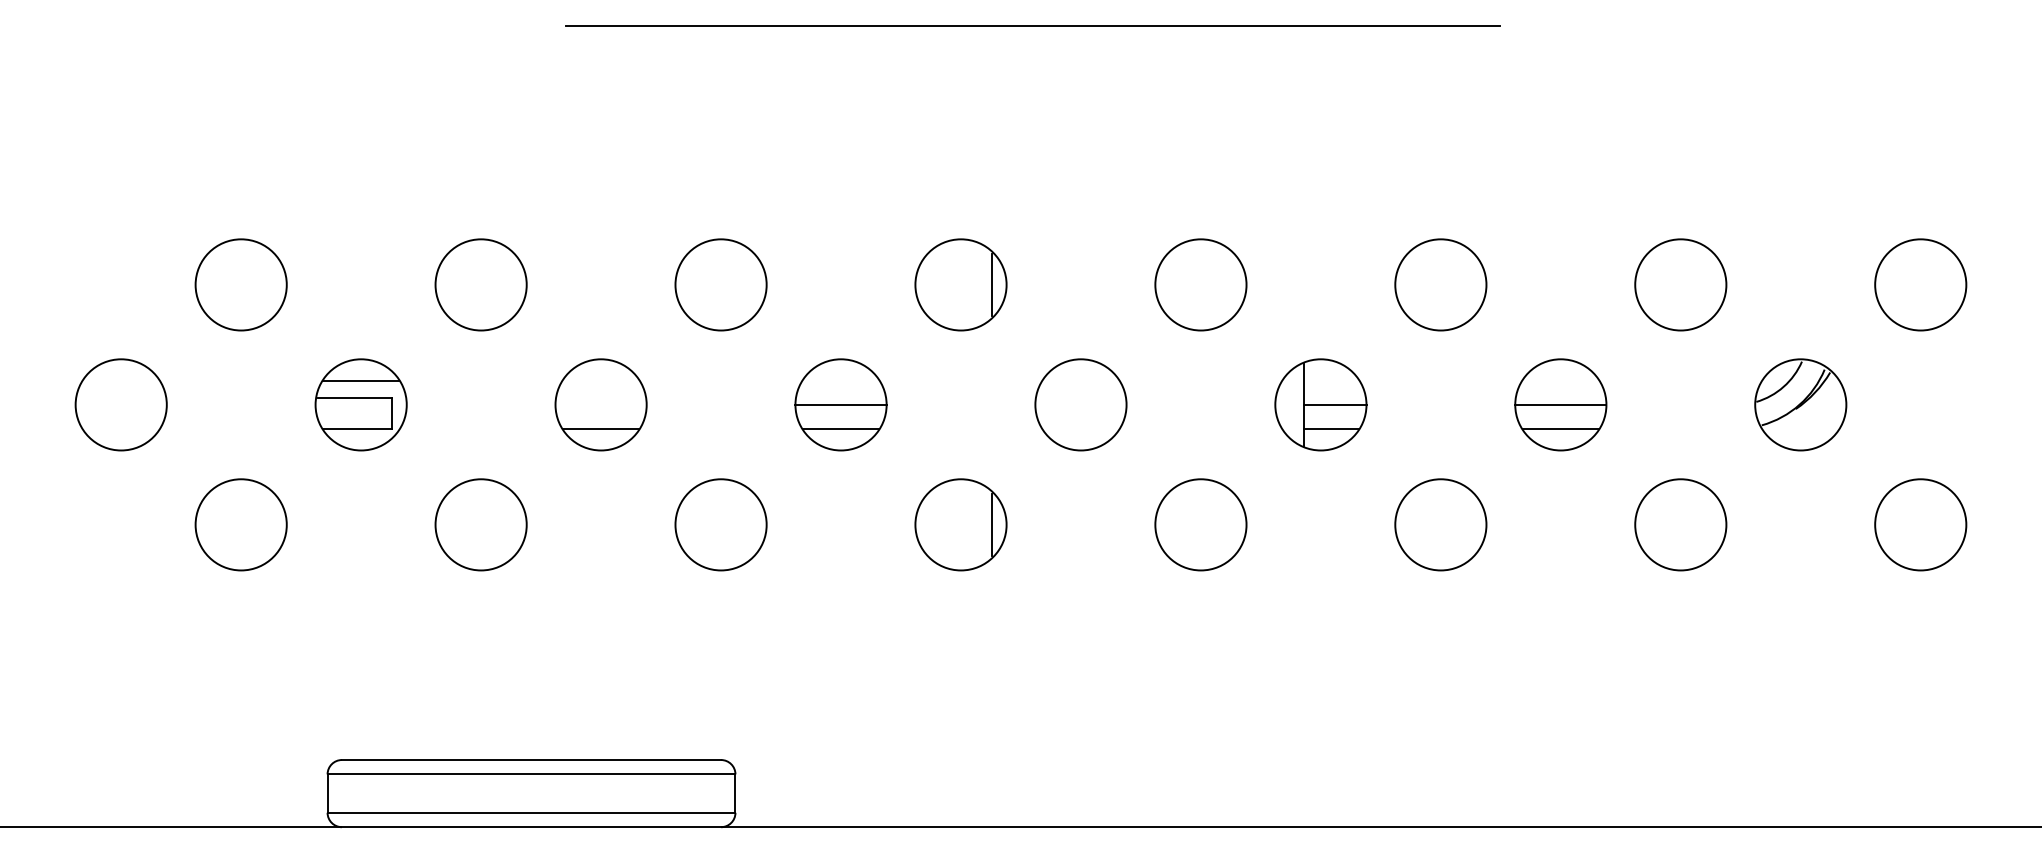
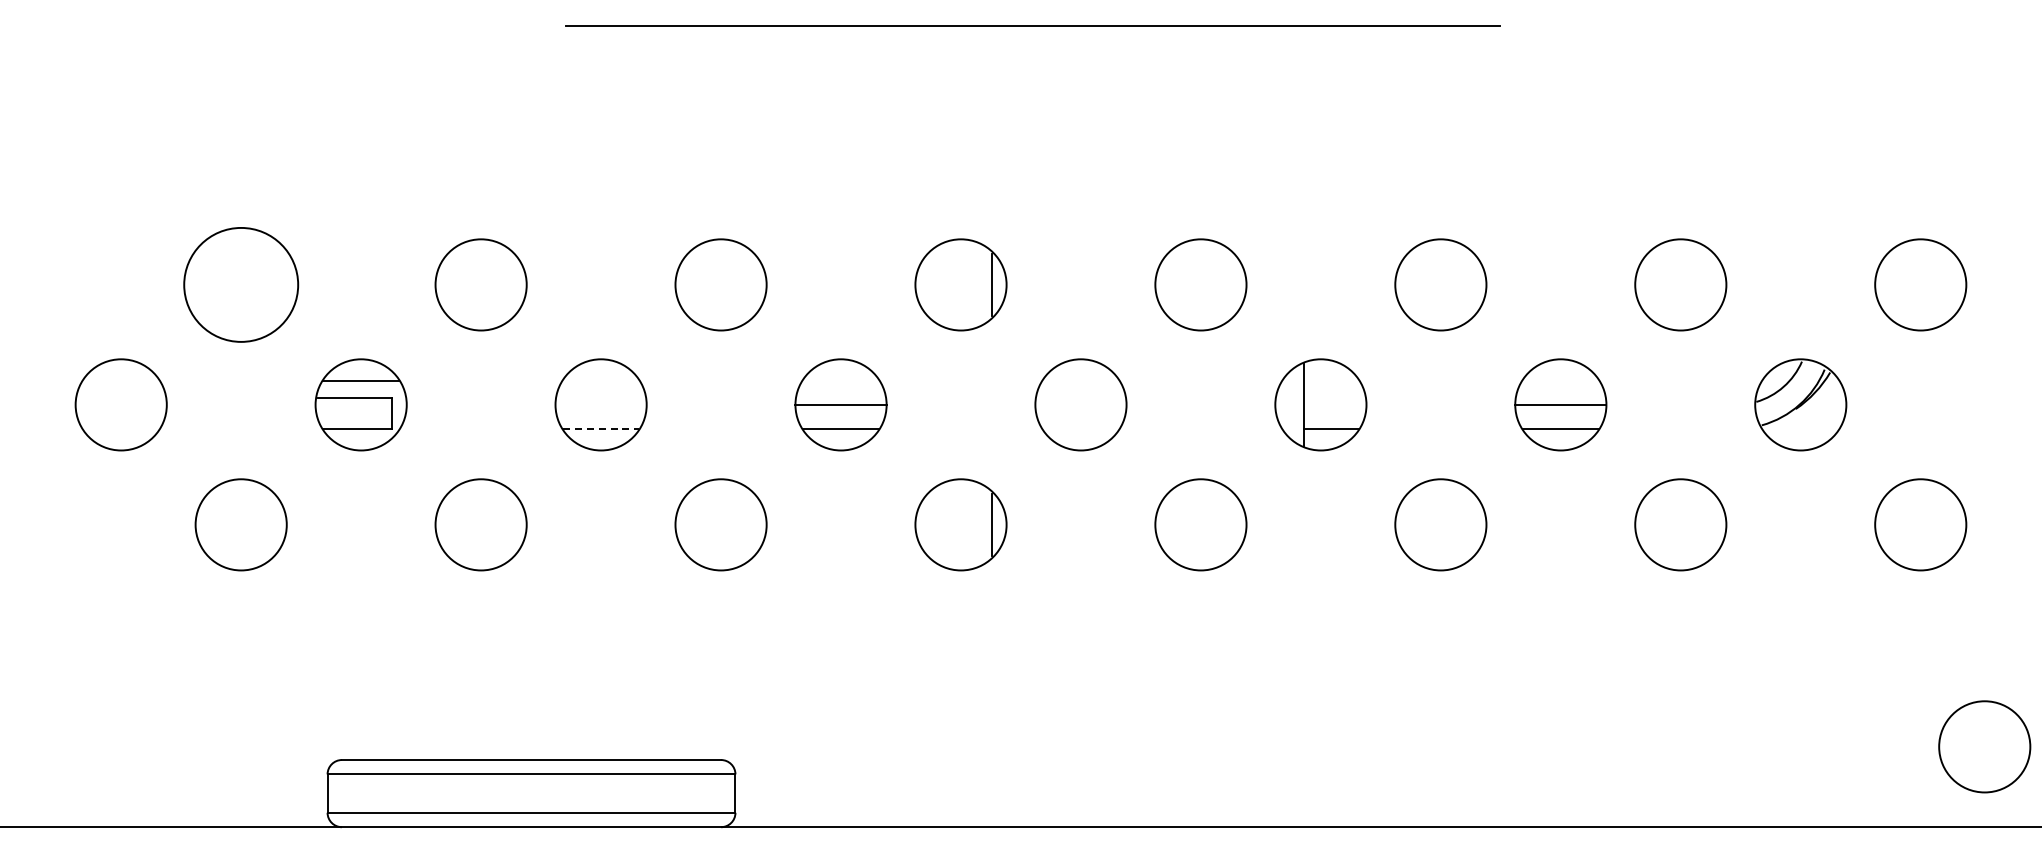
circle diameter: 91 px -> 114 px (241, 284)
line: present -> none (1335, 404)
line: solid -> dashed (601, 428)
circle: none -> present (1984, 746)
